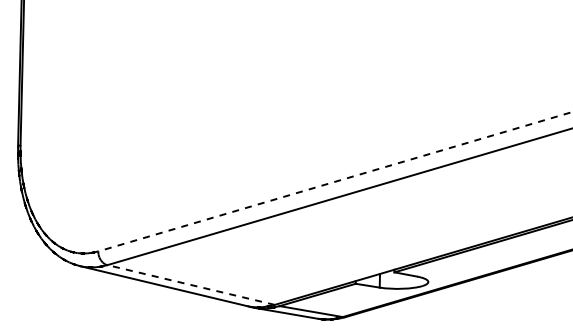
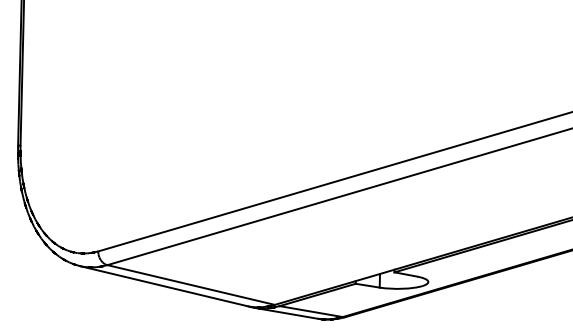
line: dashed -> solid (335, 181)
line: dashed -> solid (190, 284)
